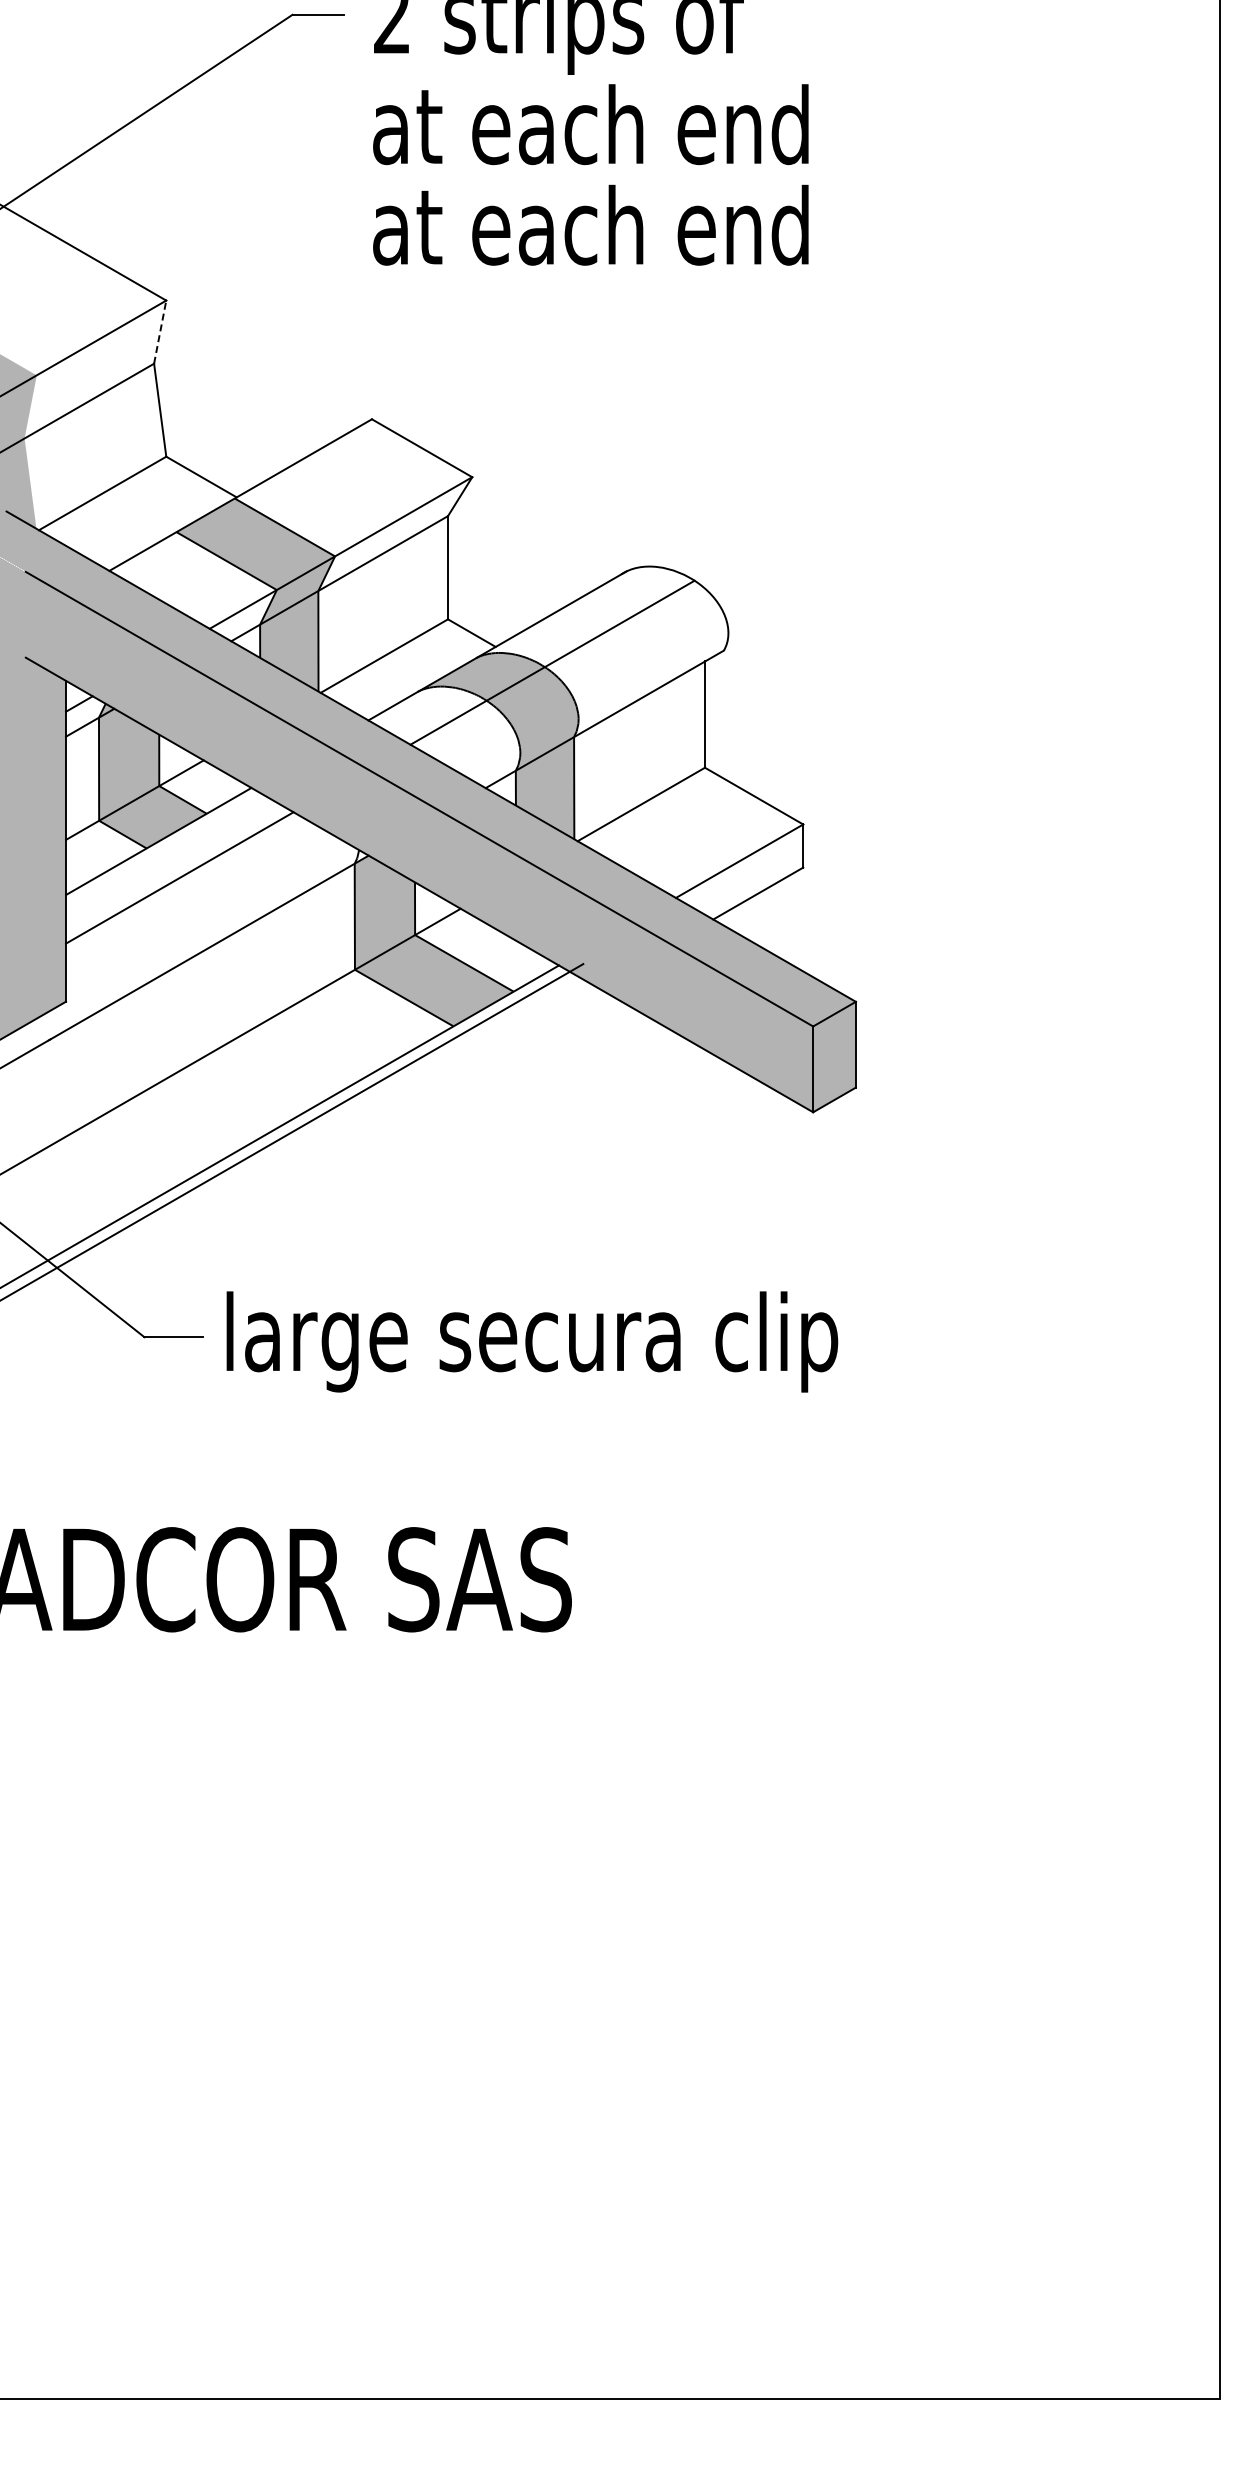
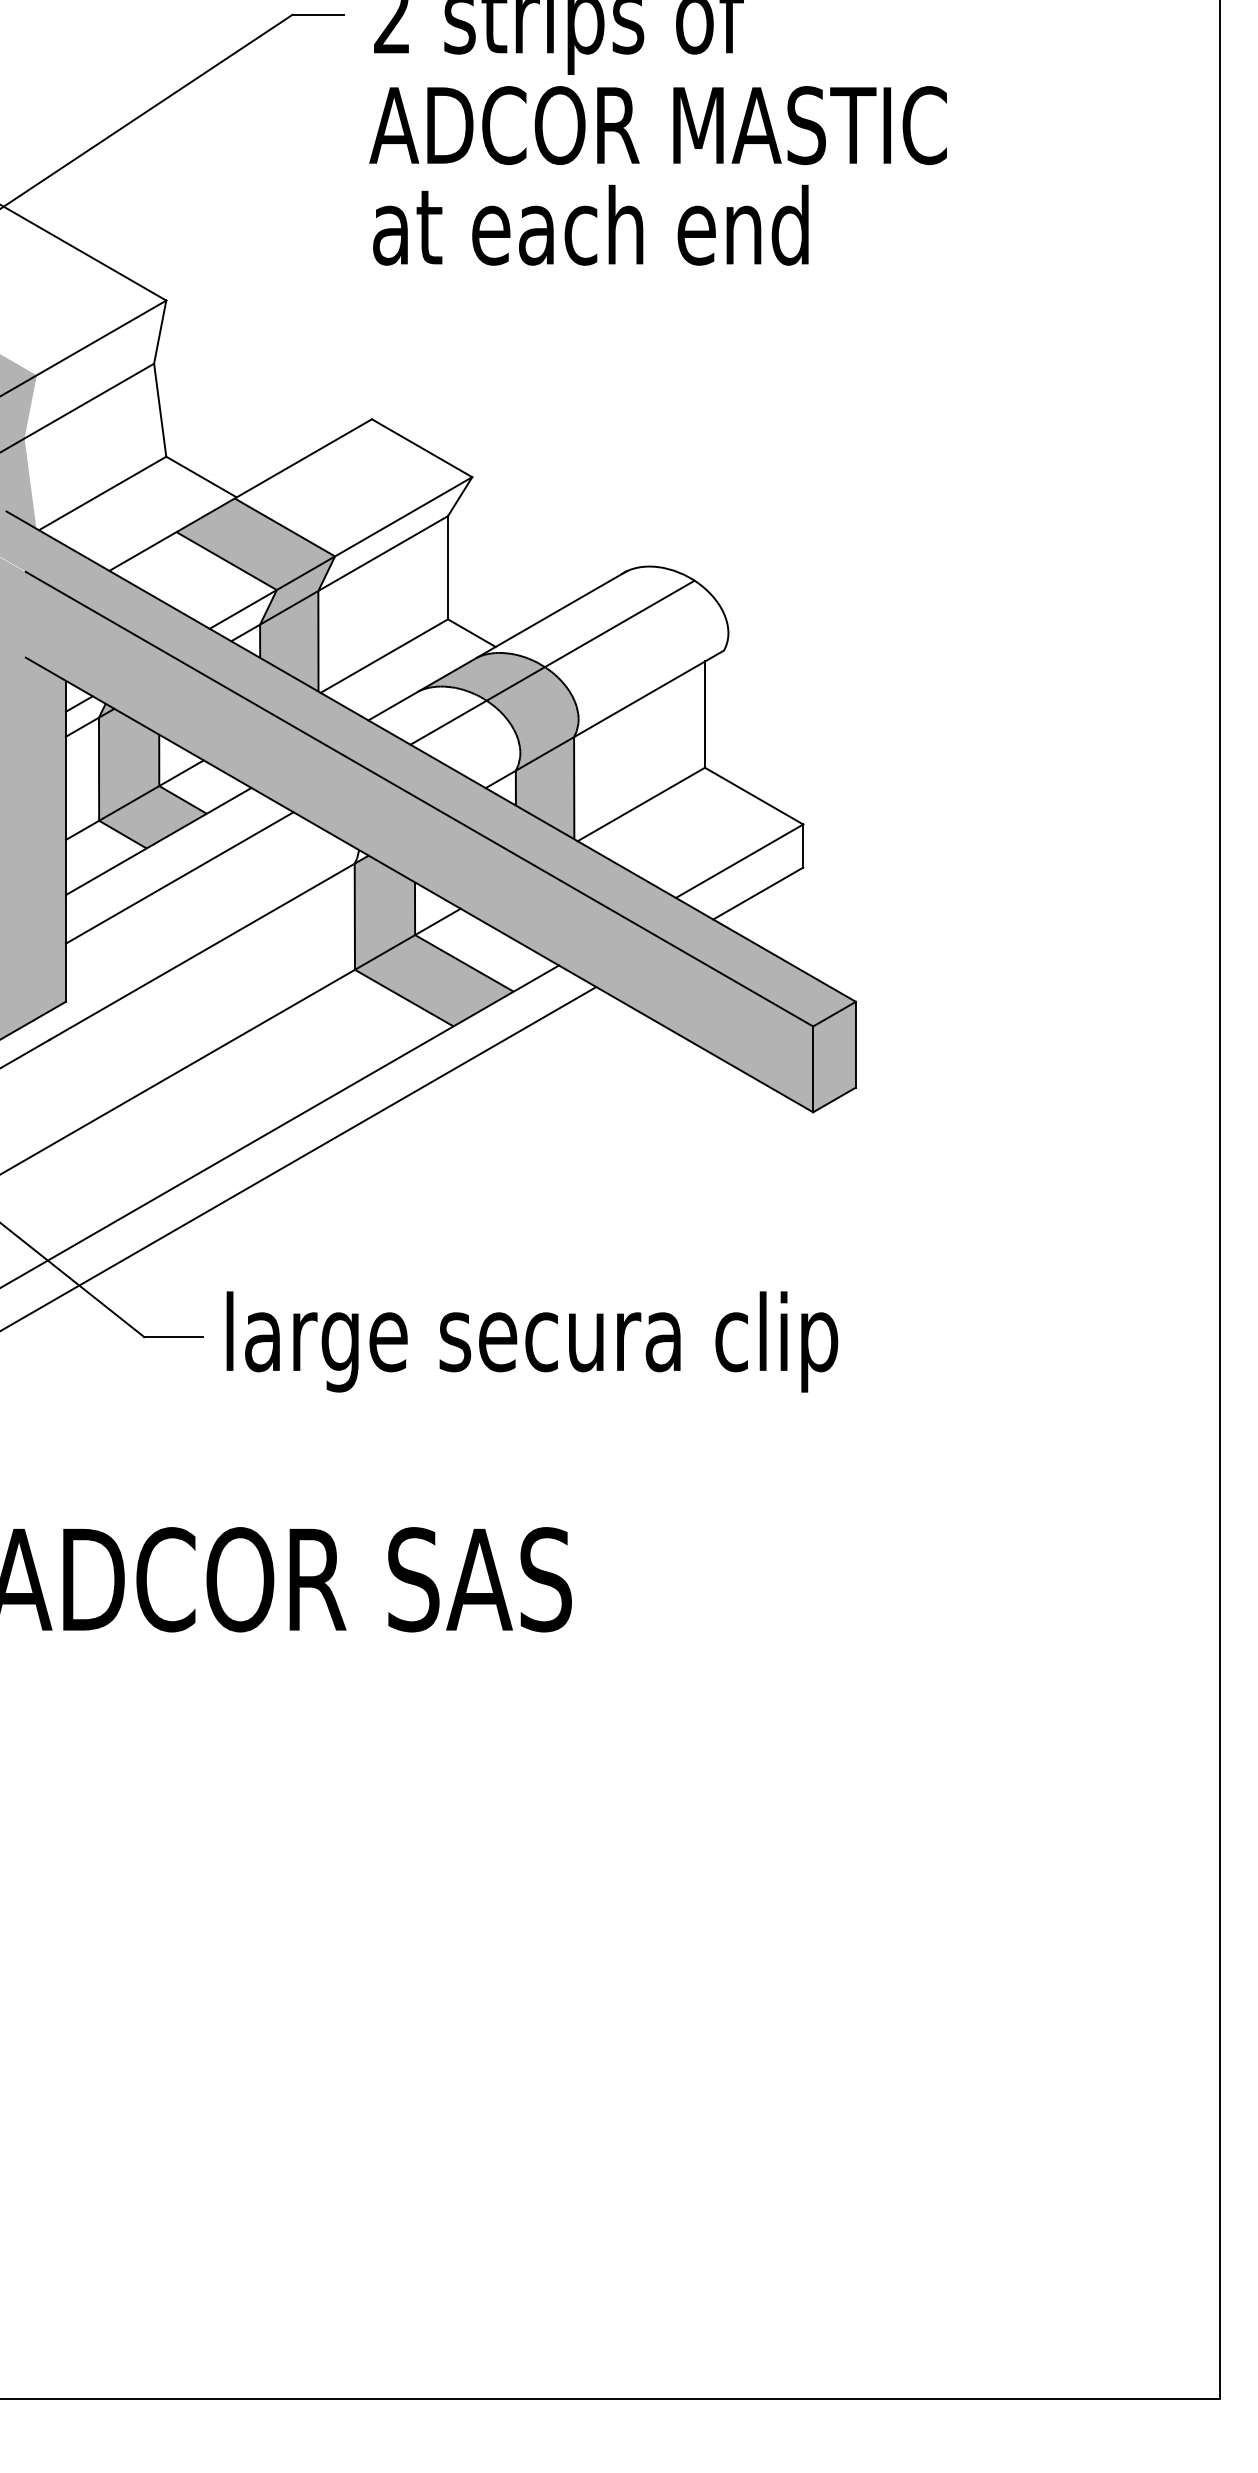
text: at each end -> ADCOR MASTIC (657, 124)
line: dashed -> solid (160, 331)
line position: (292, 1131) -> (299, 1158) (299, 1158)
